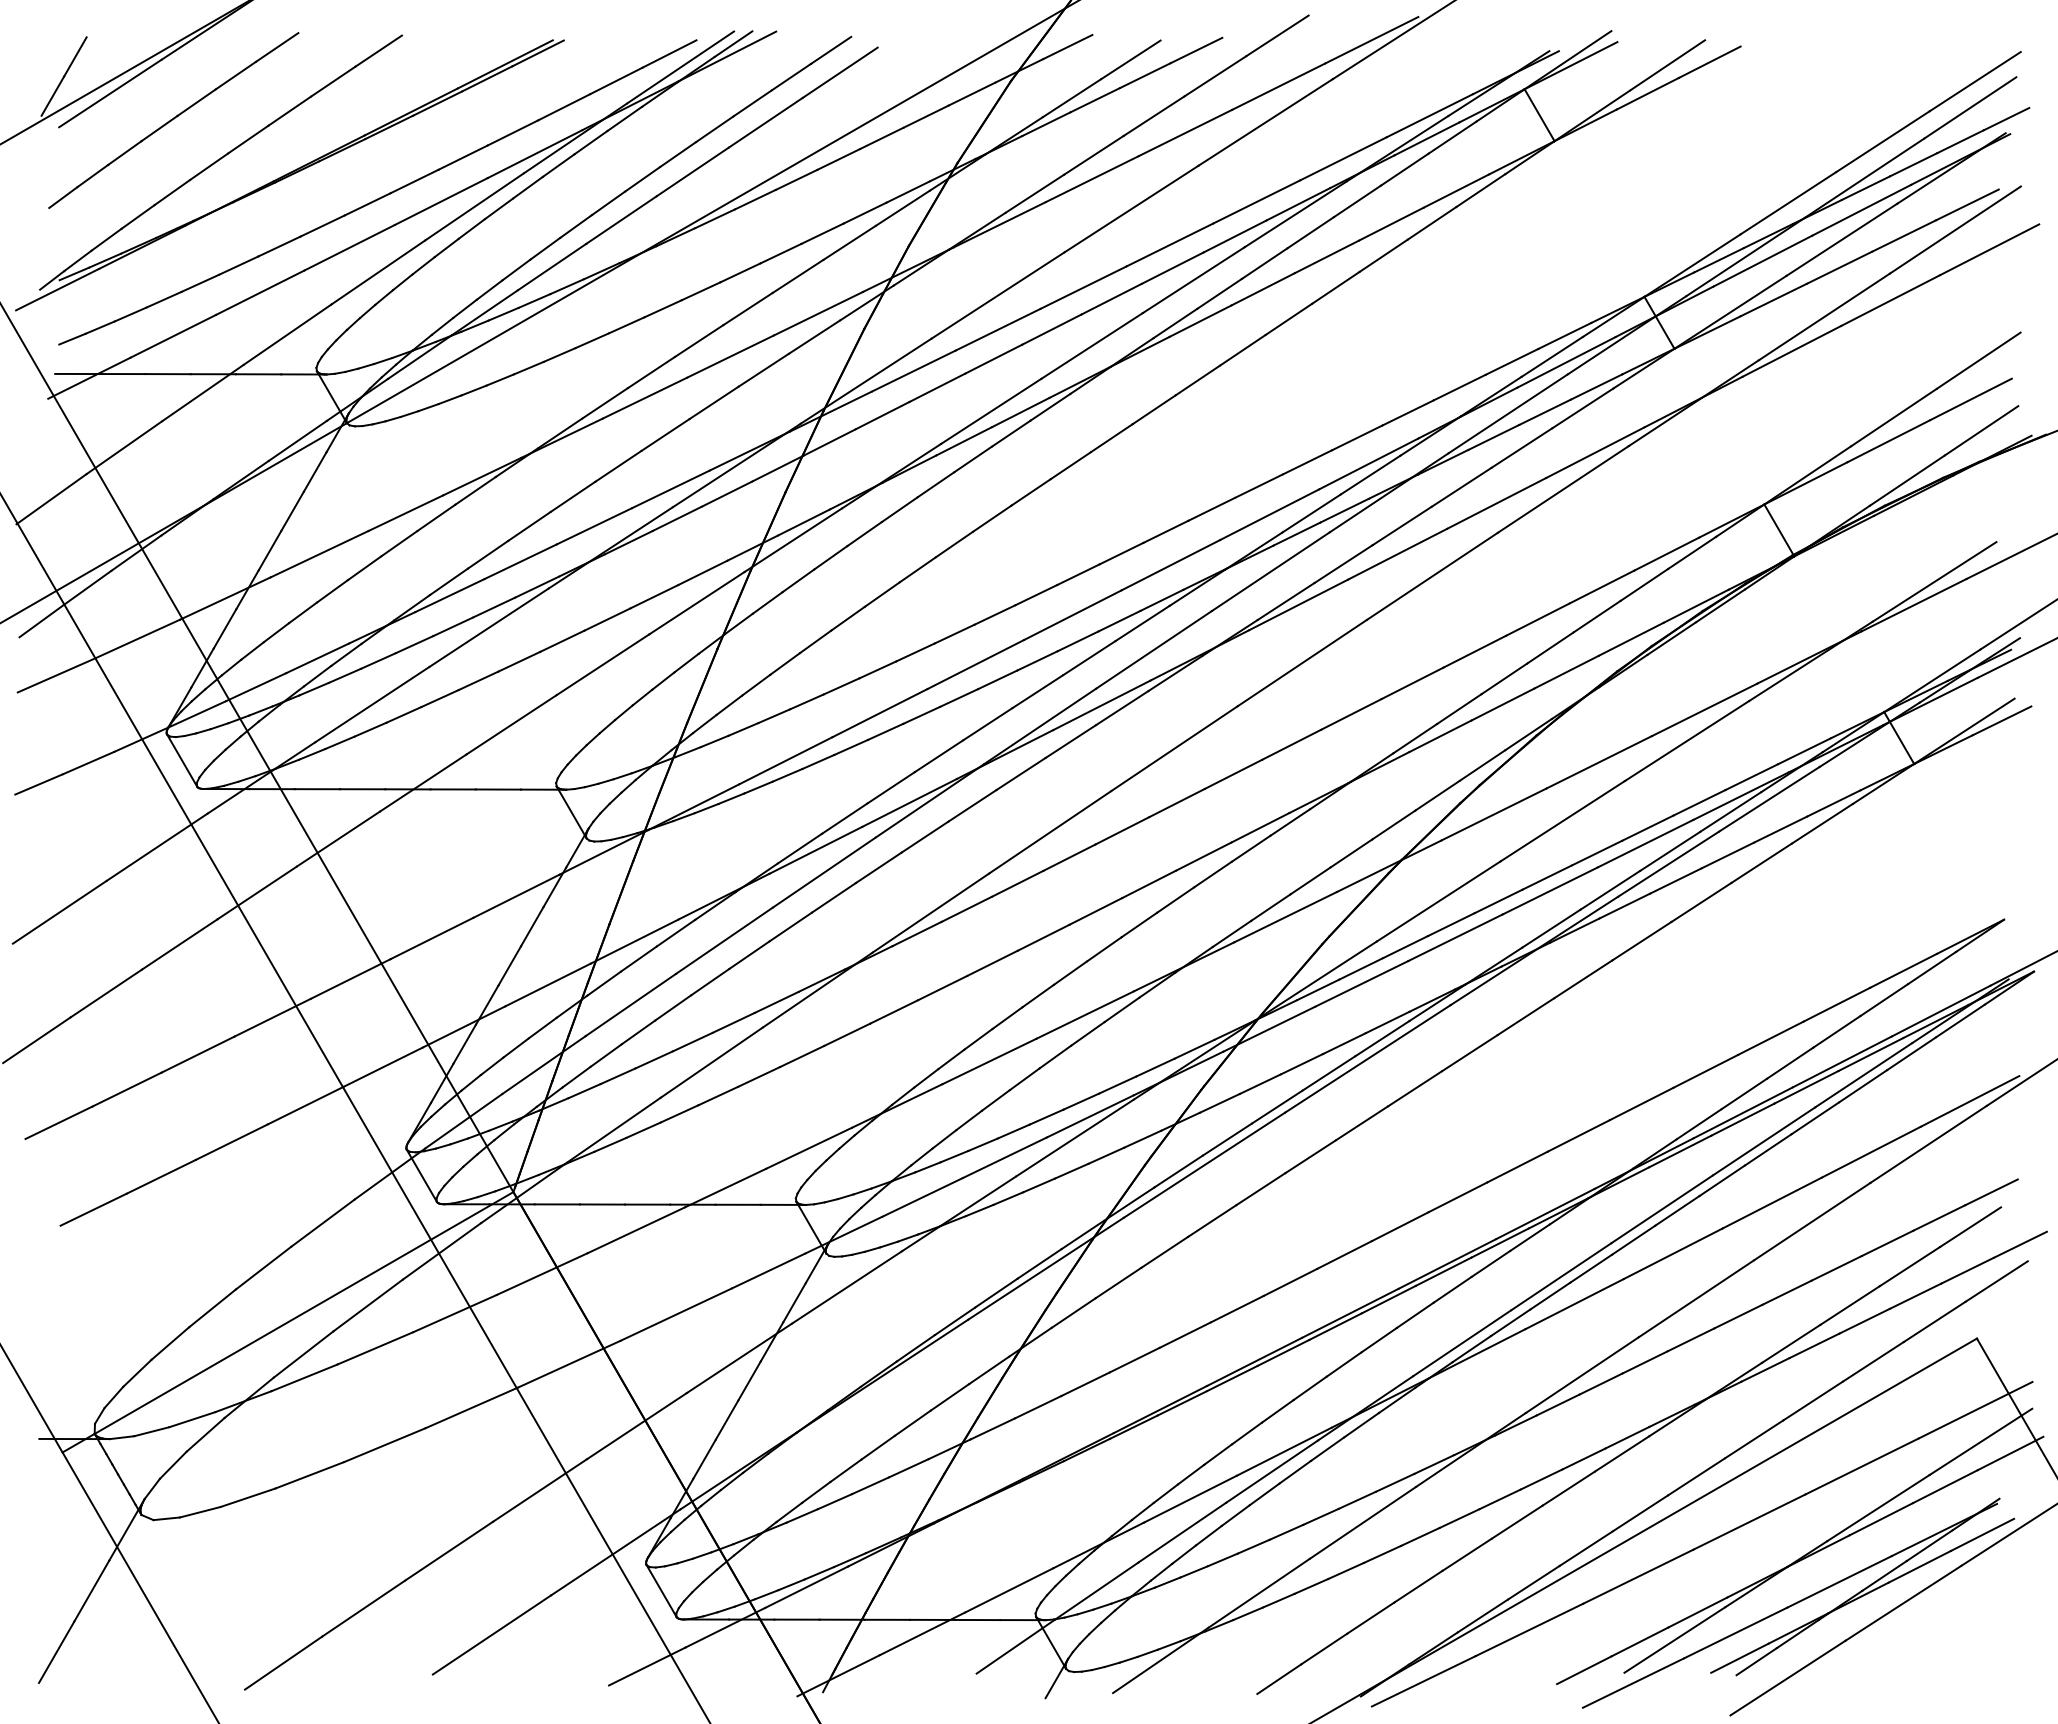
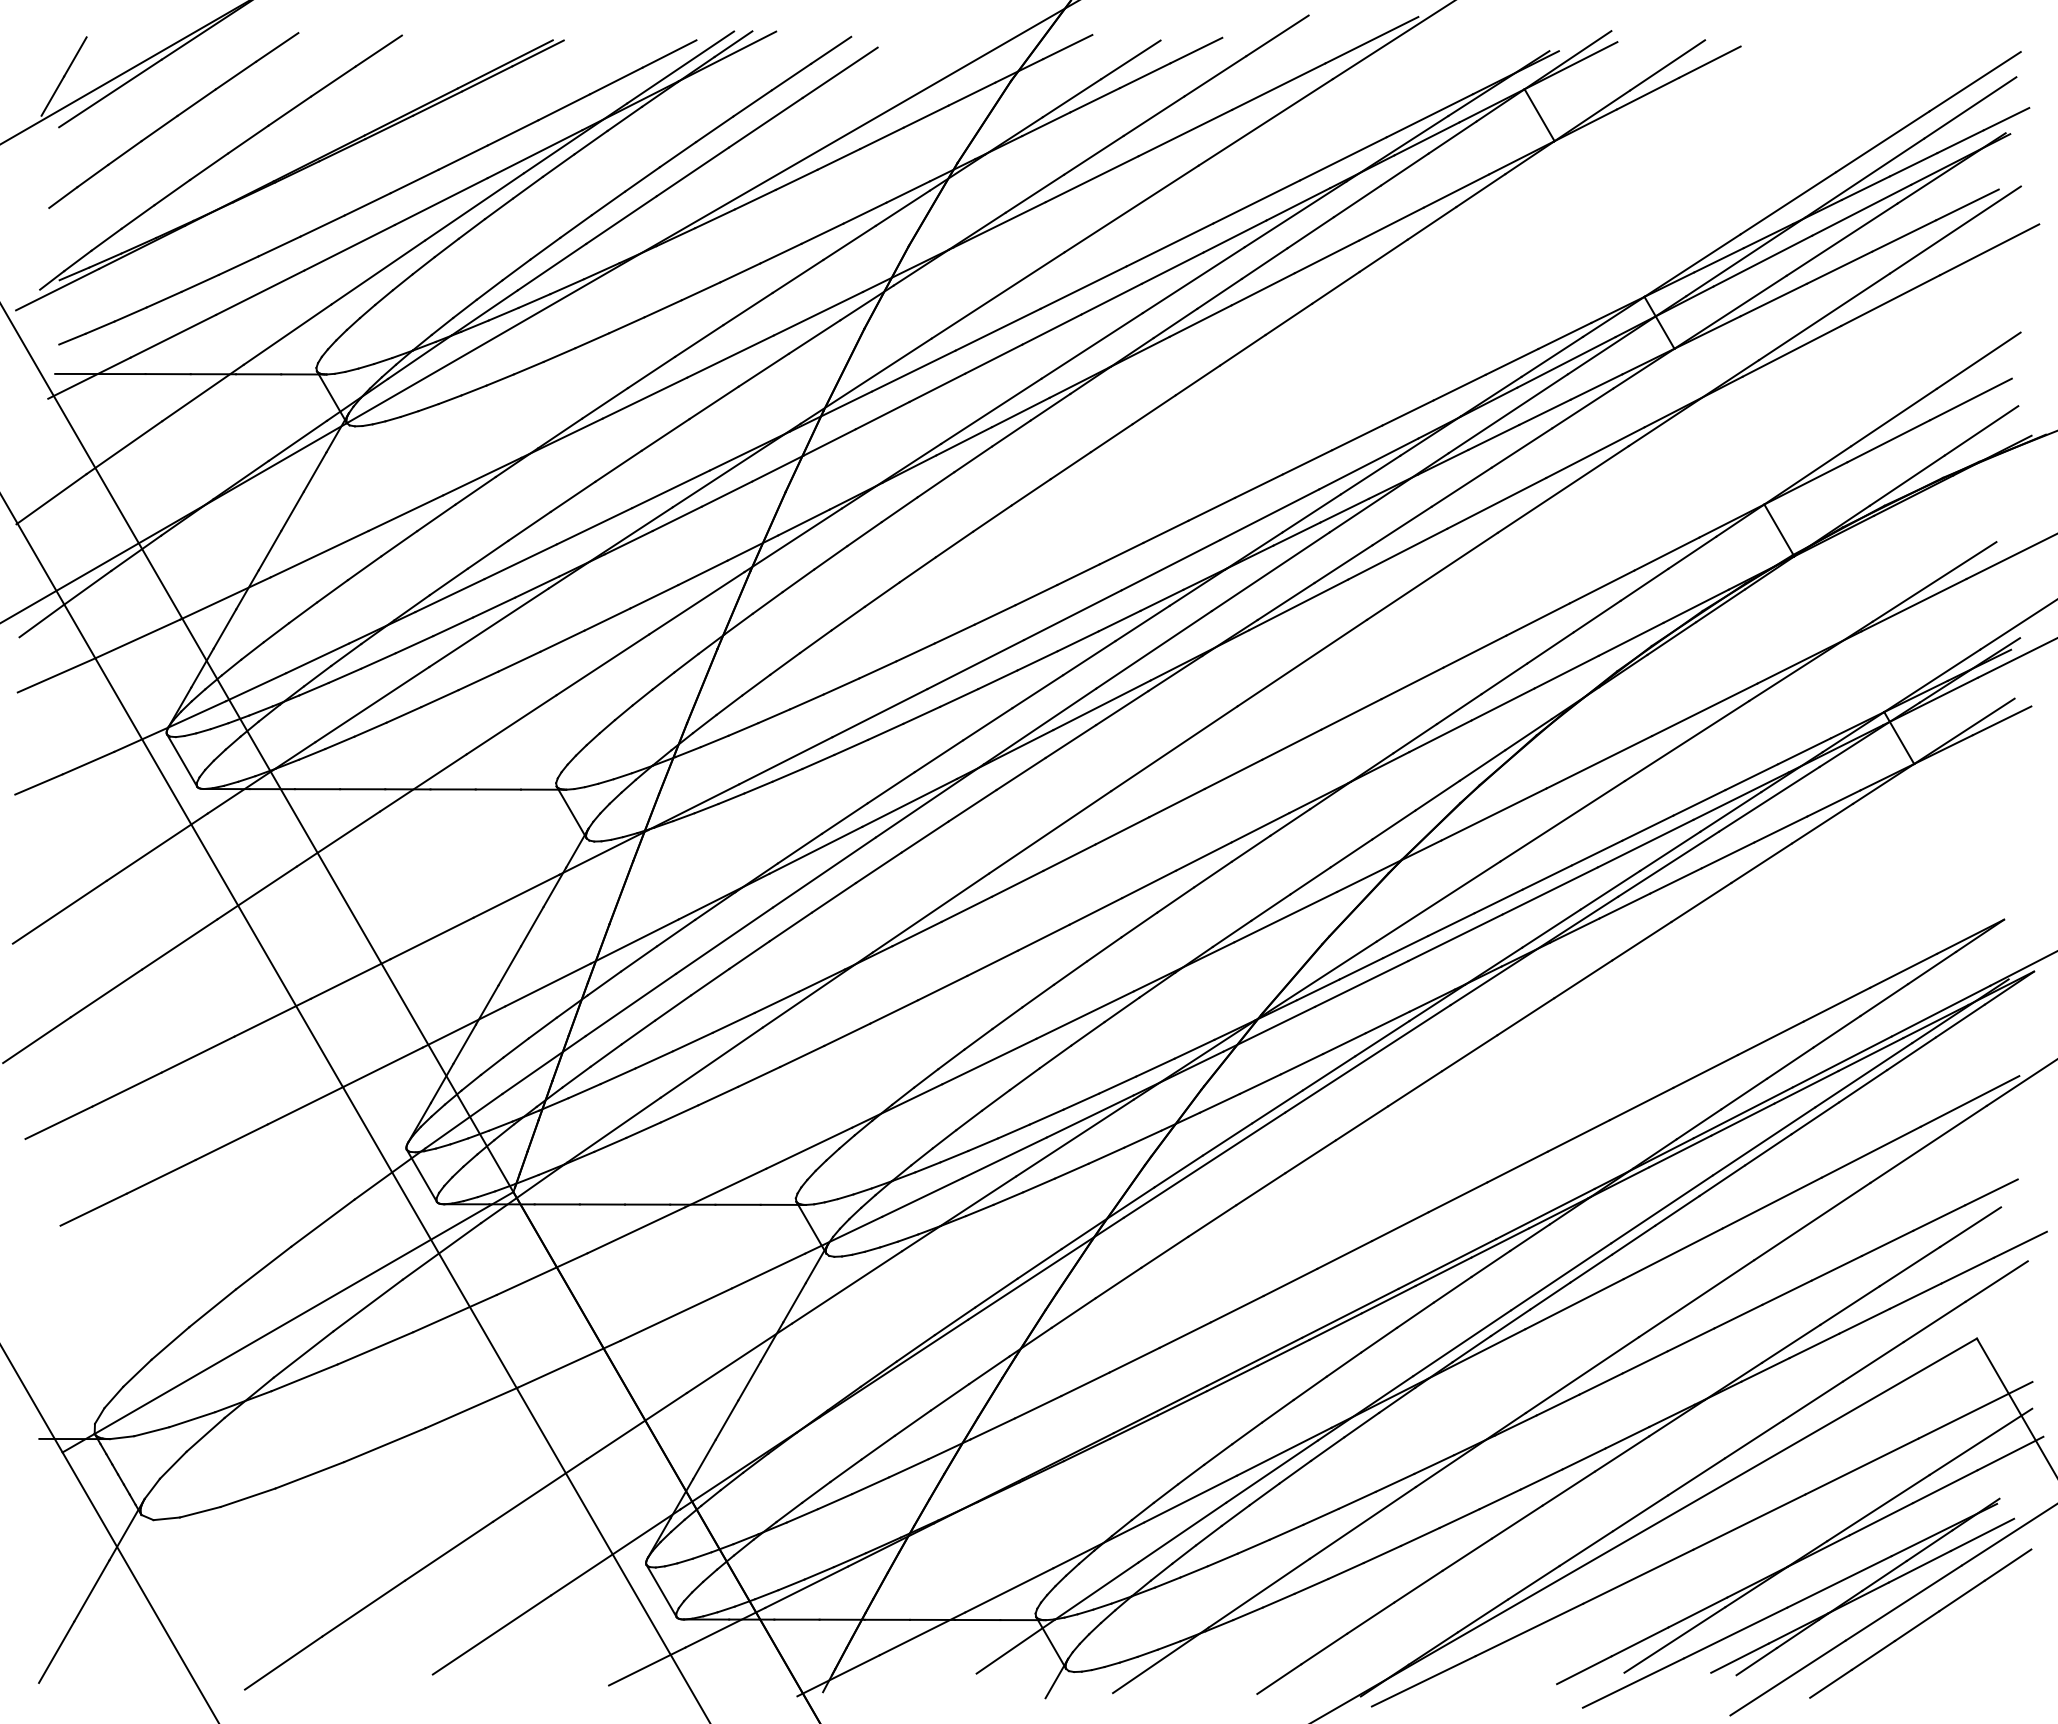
line: none -> present (1920, 1623)
